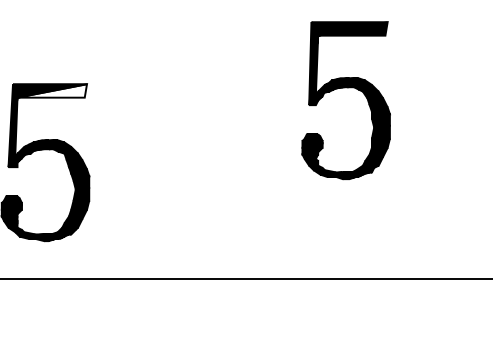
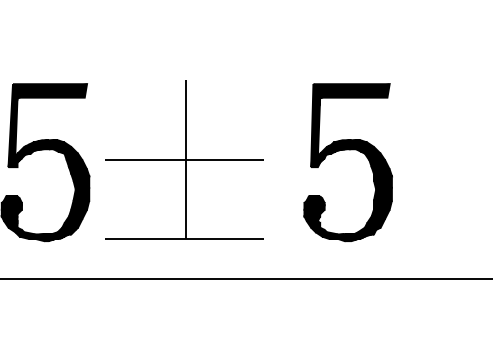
part position: (345, 88) -> (347, 150) (347, 150)
fill: none -> present (52, 90)
part: none -> present (184, 159)
